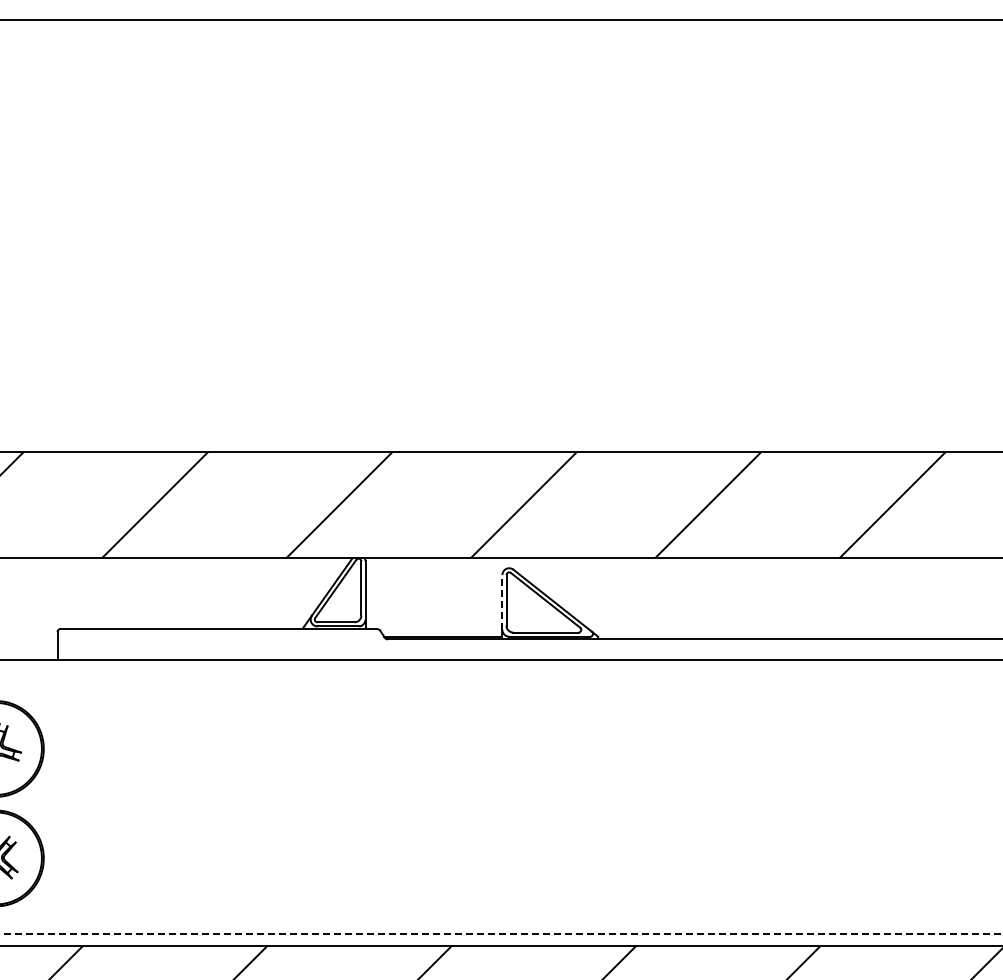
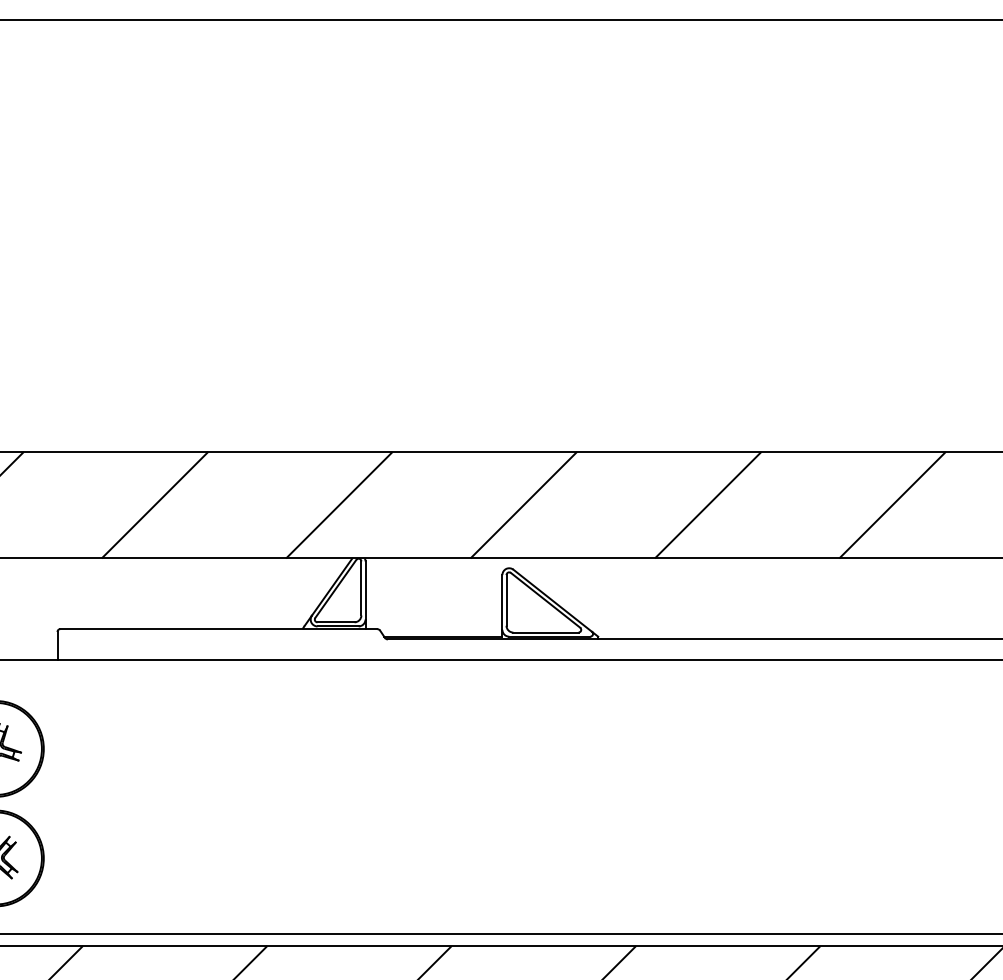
line: dashed -> solid (502, 601)
line: dashed -> solid (501, 933)
